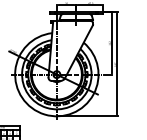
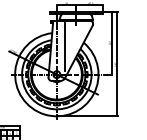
line: none -> present (65, 46)
